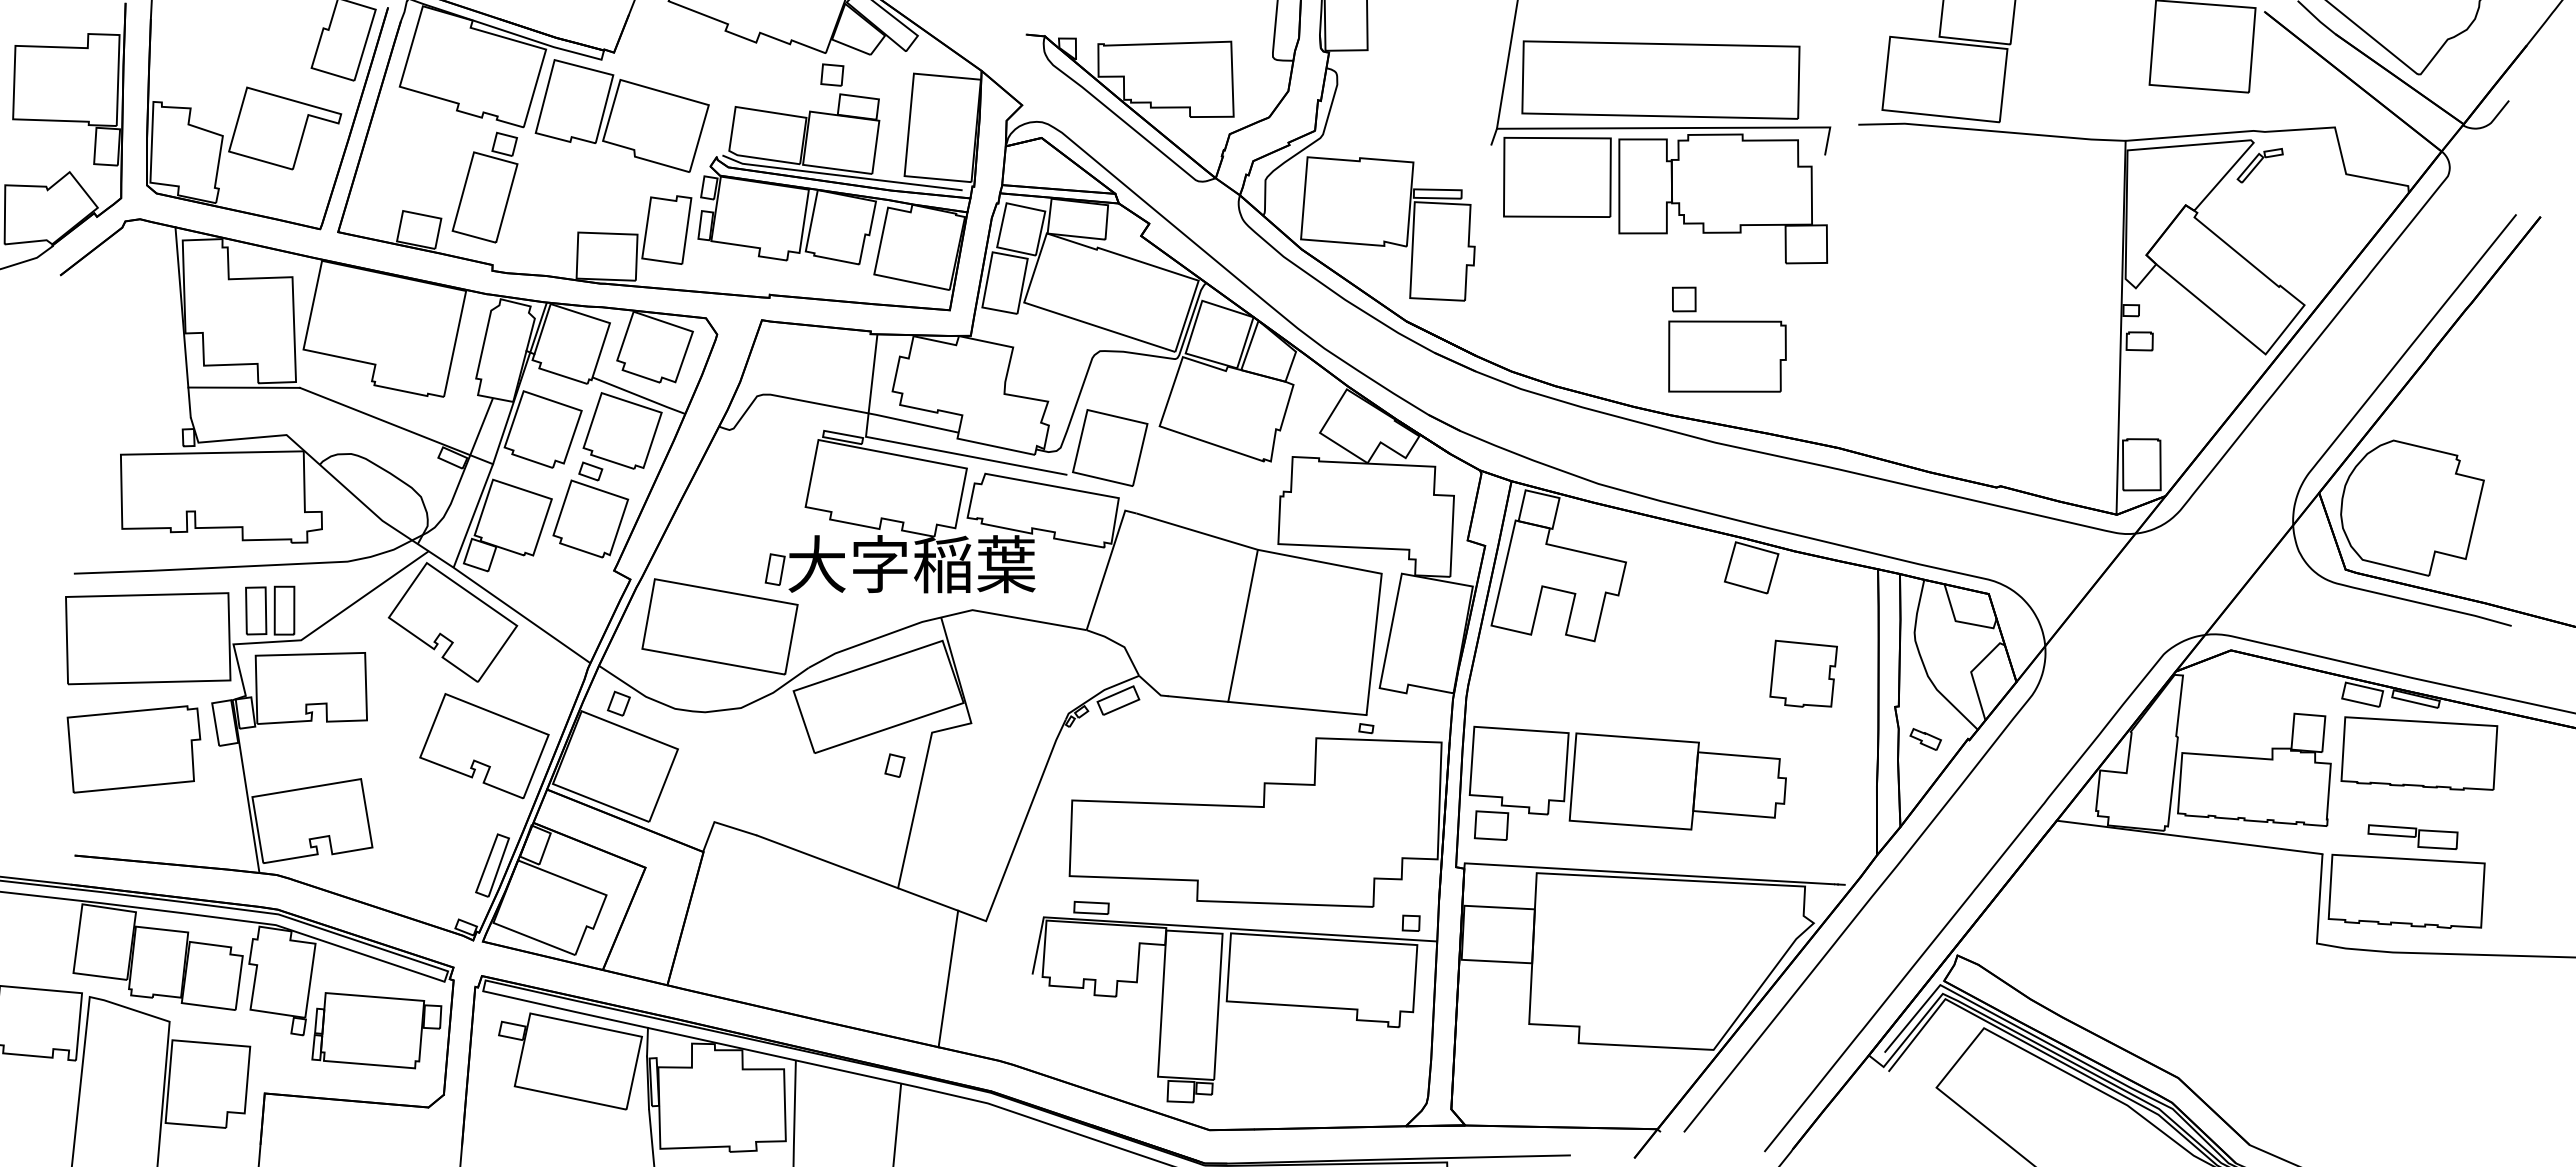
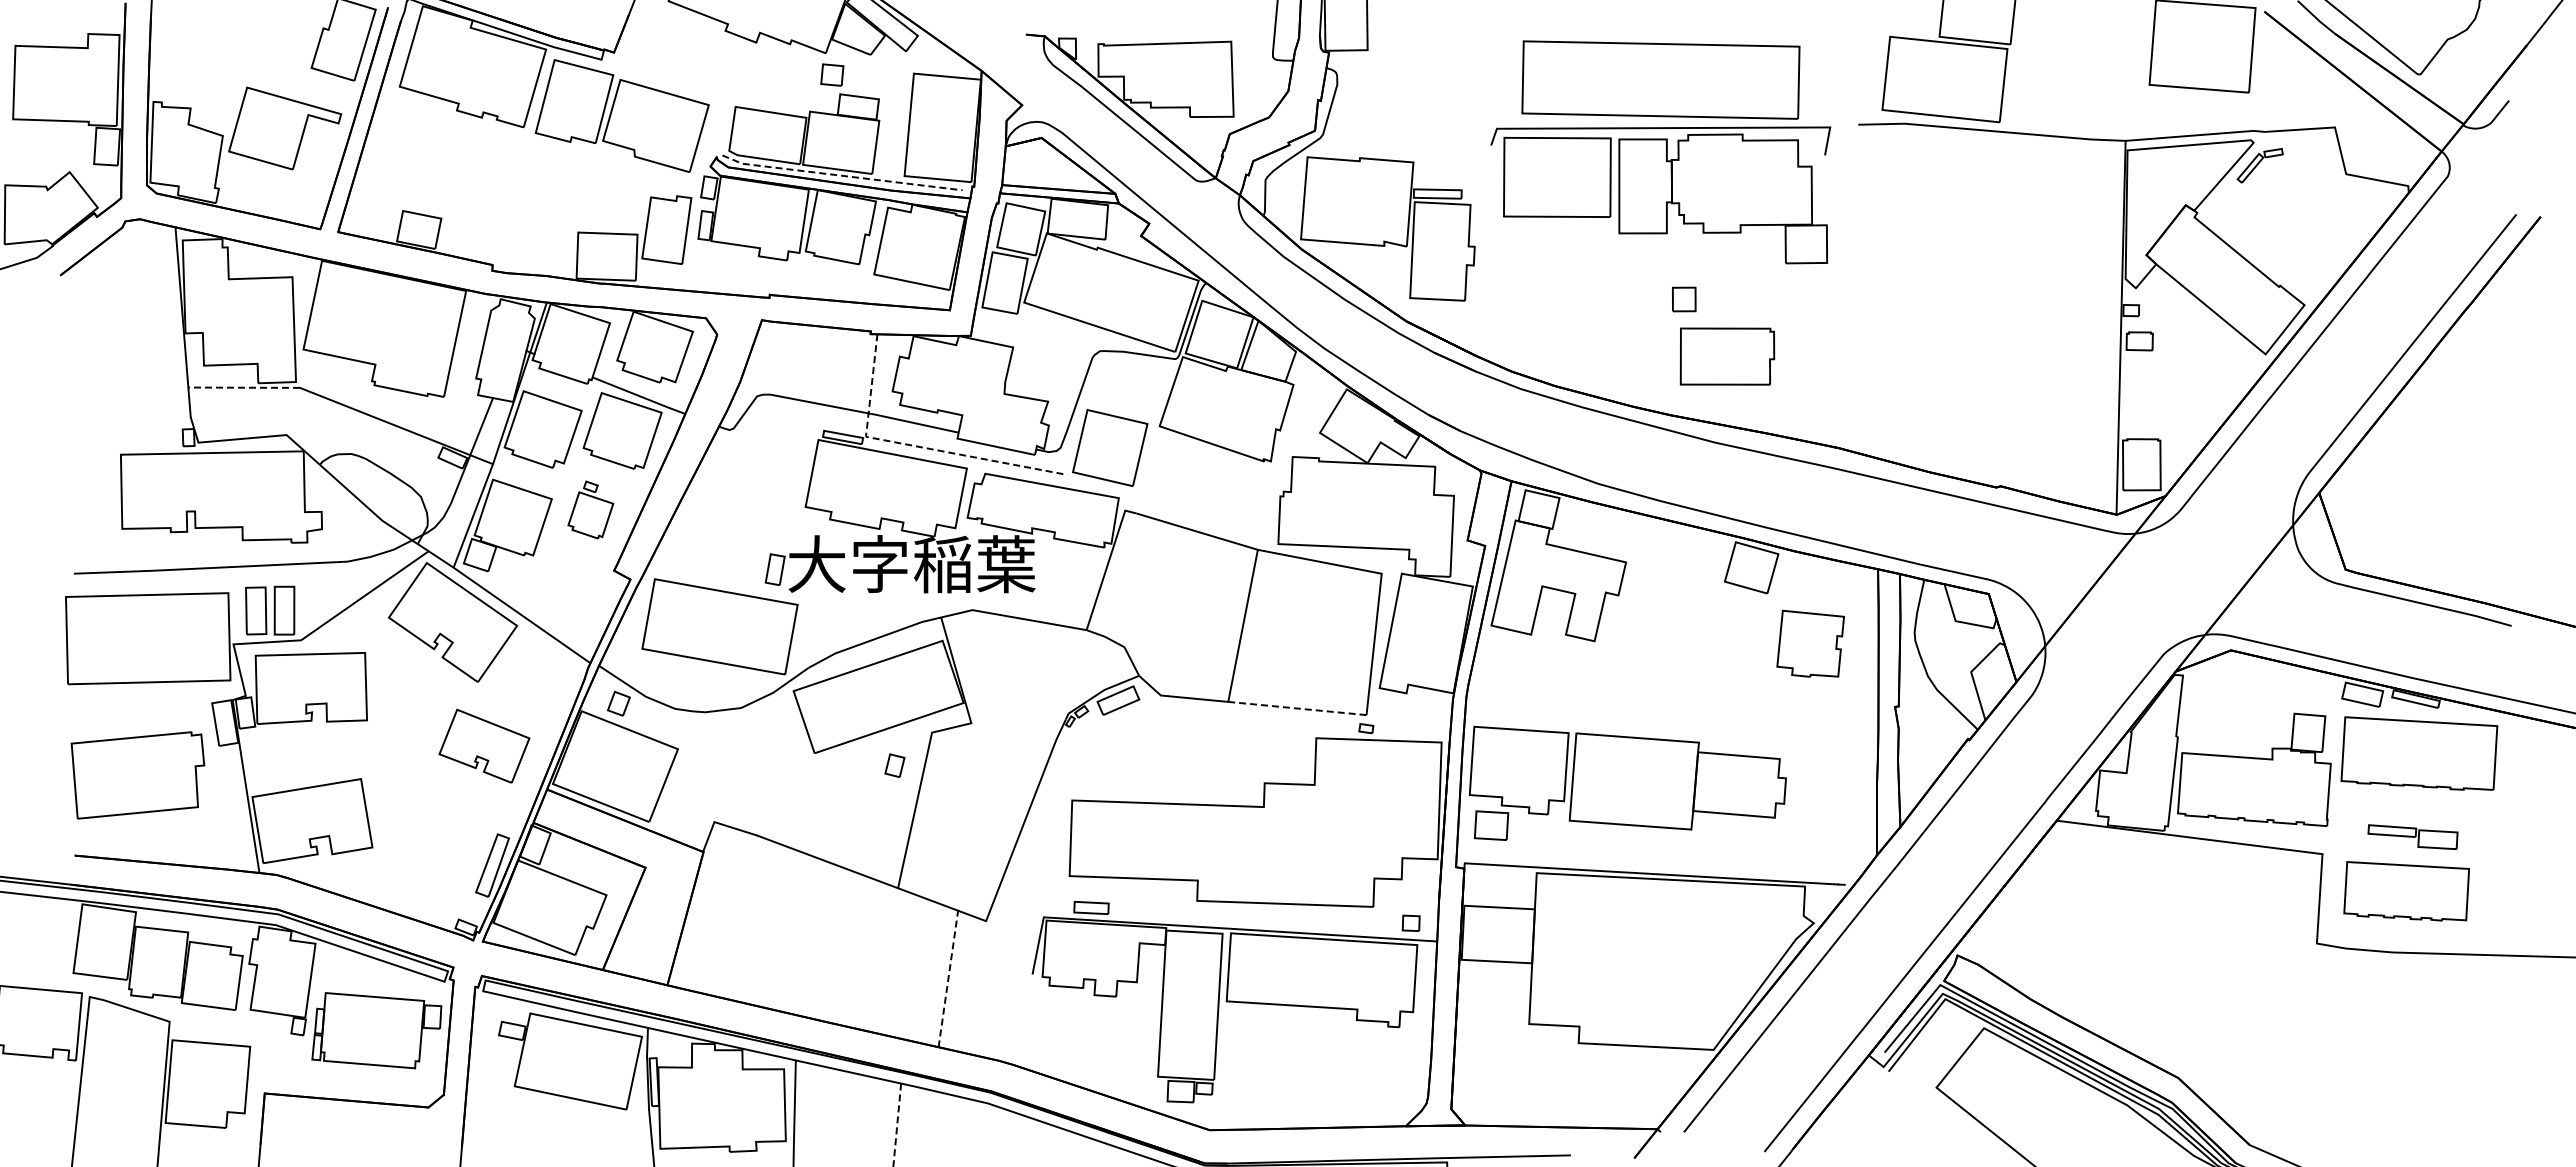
line: present -> none (1506, 65)
line: solid -> dashed (841, 175)
part: present -> none (484, 187)
part size: 119x73 px -> 97x59 px (1727, 356)
line: solid -> dashed (244, 387)
line: solid -> dashed (915, 446)
part: present -> none (2412, 507)
part size: 78x98 px -> 48x60 px (590, 509)
part position: (1803, 673) -> (1810, 643) (1810, 643)
line: solid -> dashed (1296, 708)
part: present -> none (1925, 739)
part size: 131x107 px -> 93x76 px (484, 745)
part position: (133, 749) -> (137, 775) (137, 775)
part size: 159x76 px -> 127x61 px (2406, 891)
line: solid -> dashed (948, 979)
line: solid -> dashed (897, 1124)
